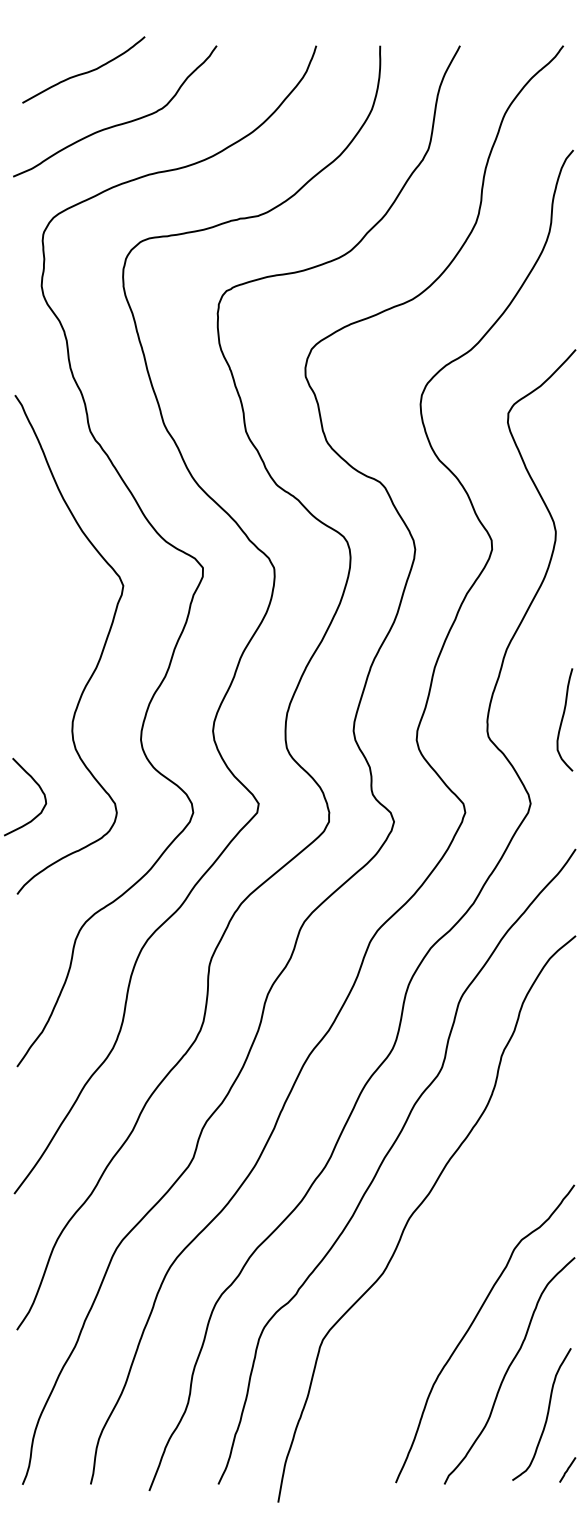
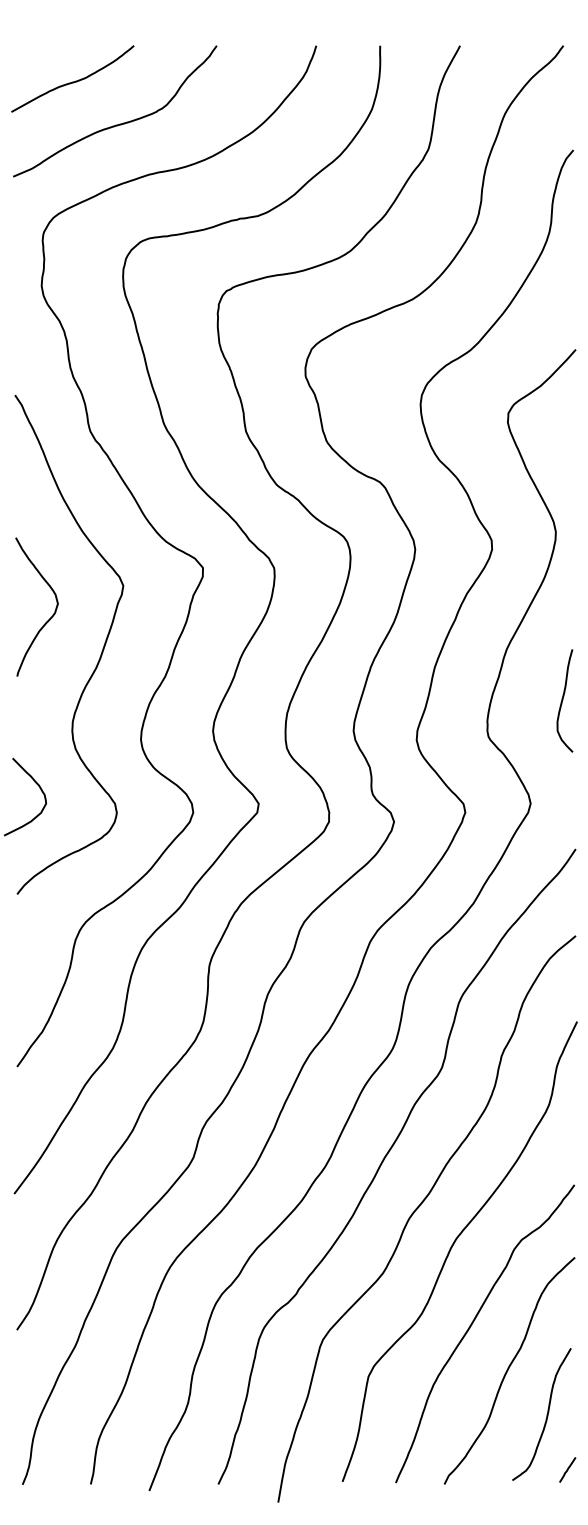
curve position: (83, 72) -> (72, 81) (72, 81)
curve: none -> present (49, 618)
curve position: (563, 719) -> (563, 700) (563, 700)
curve: none -> present (452, 1247)
